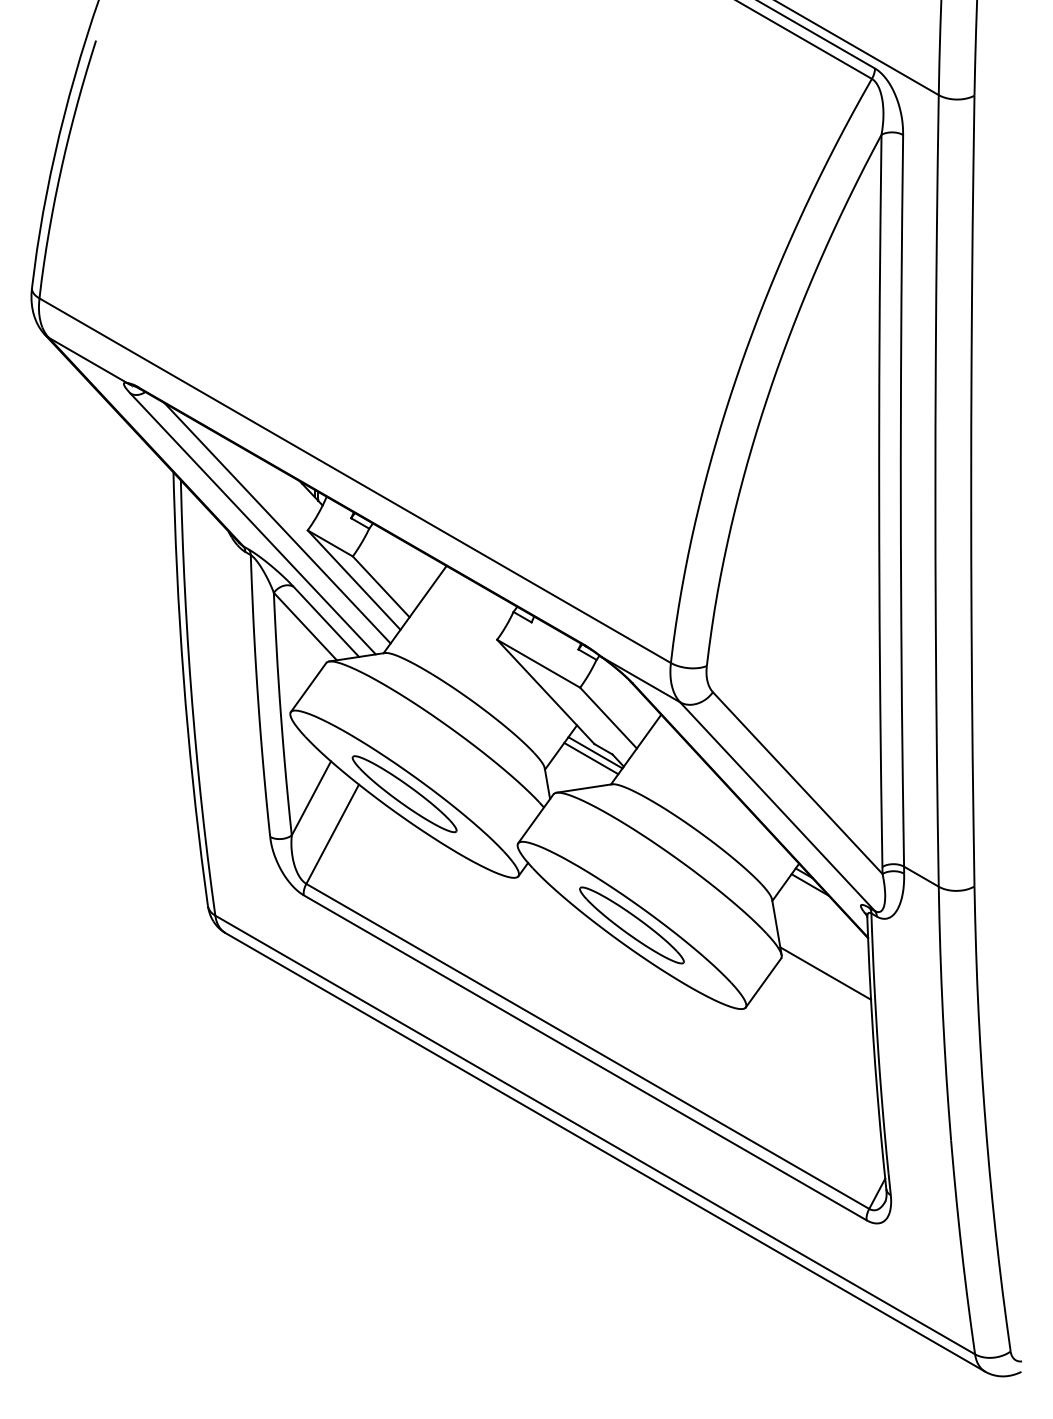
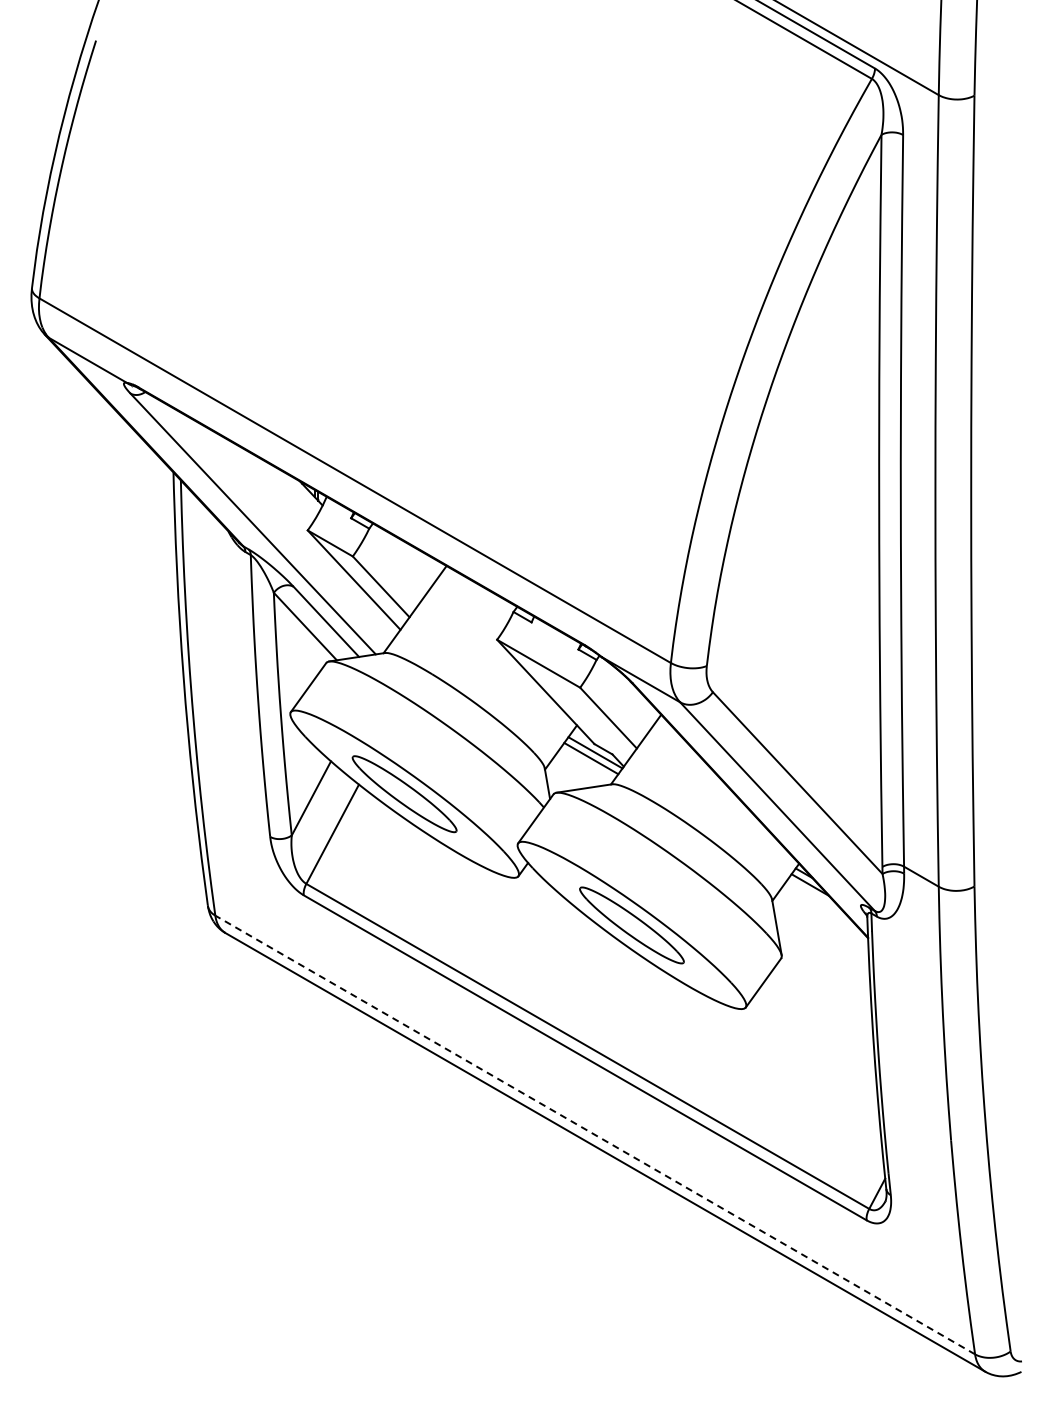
line: present -> none (277, 523)
line: present -> none (825, 973)
line: solid -> dashed (595, 1135)
